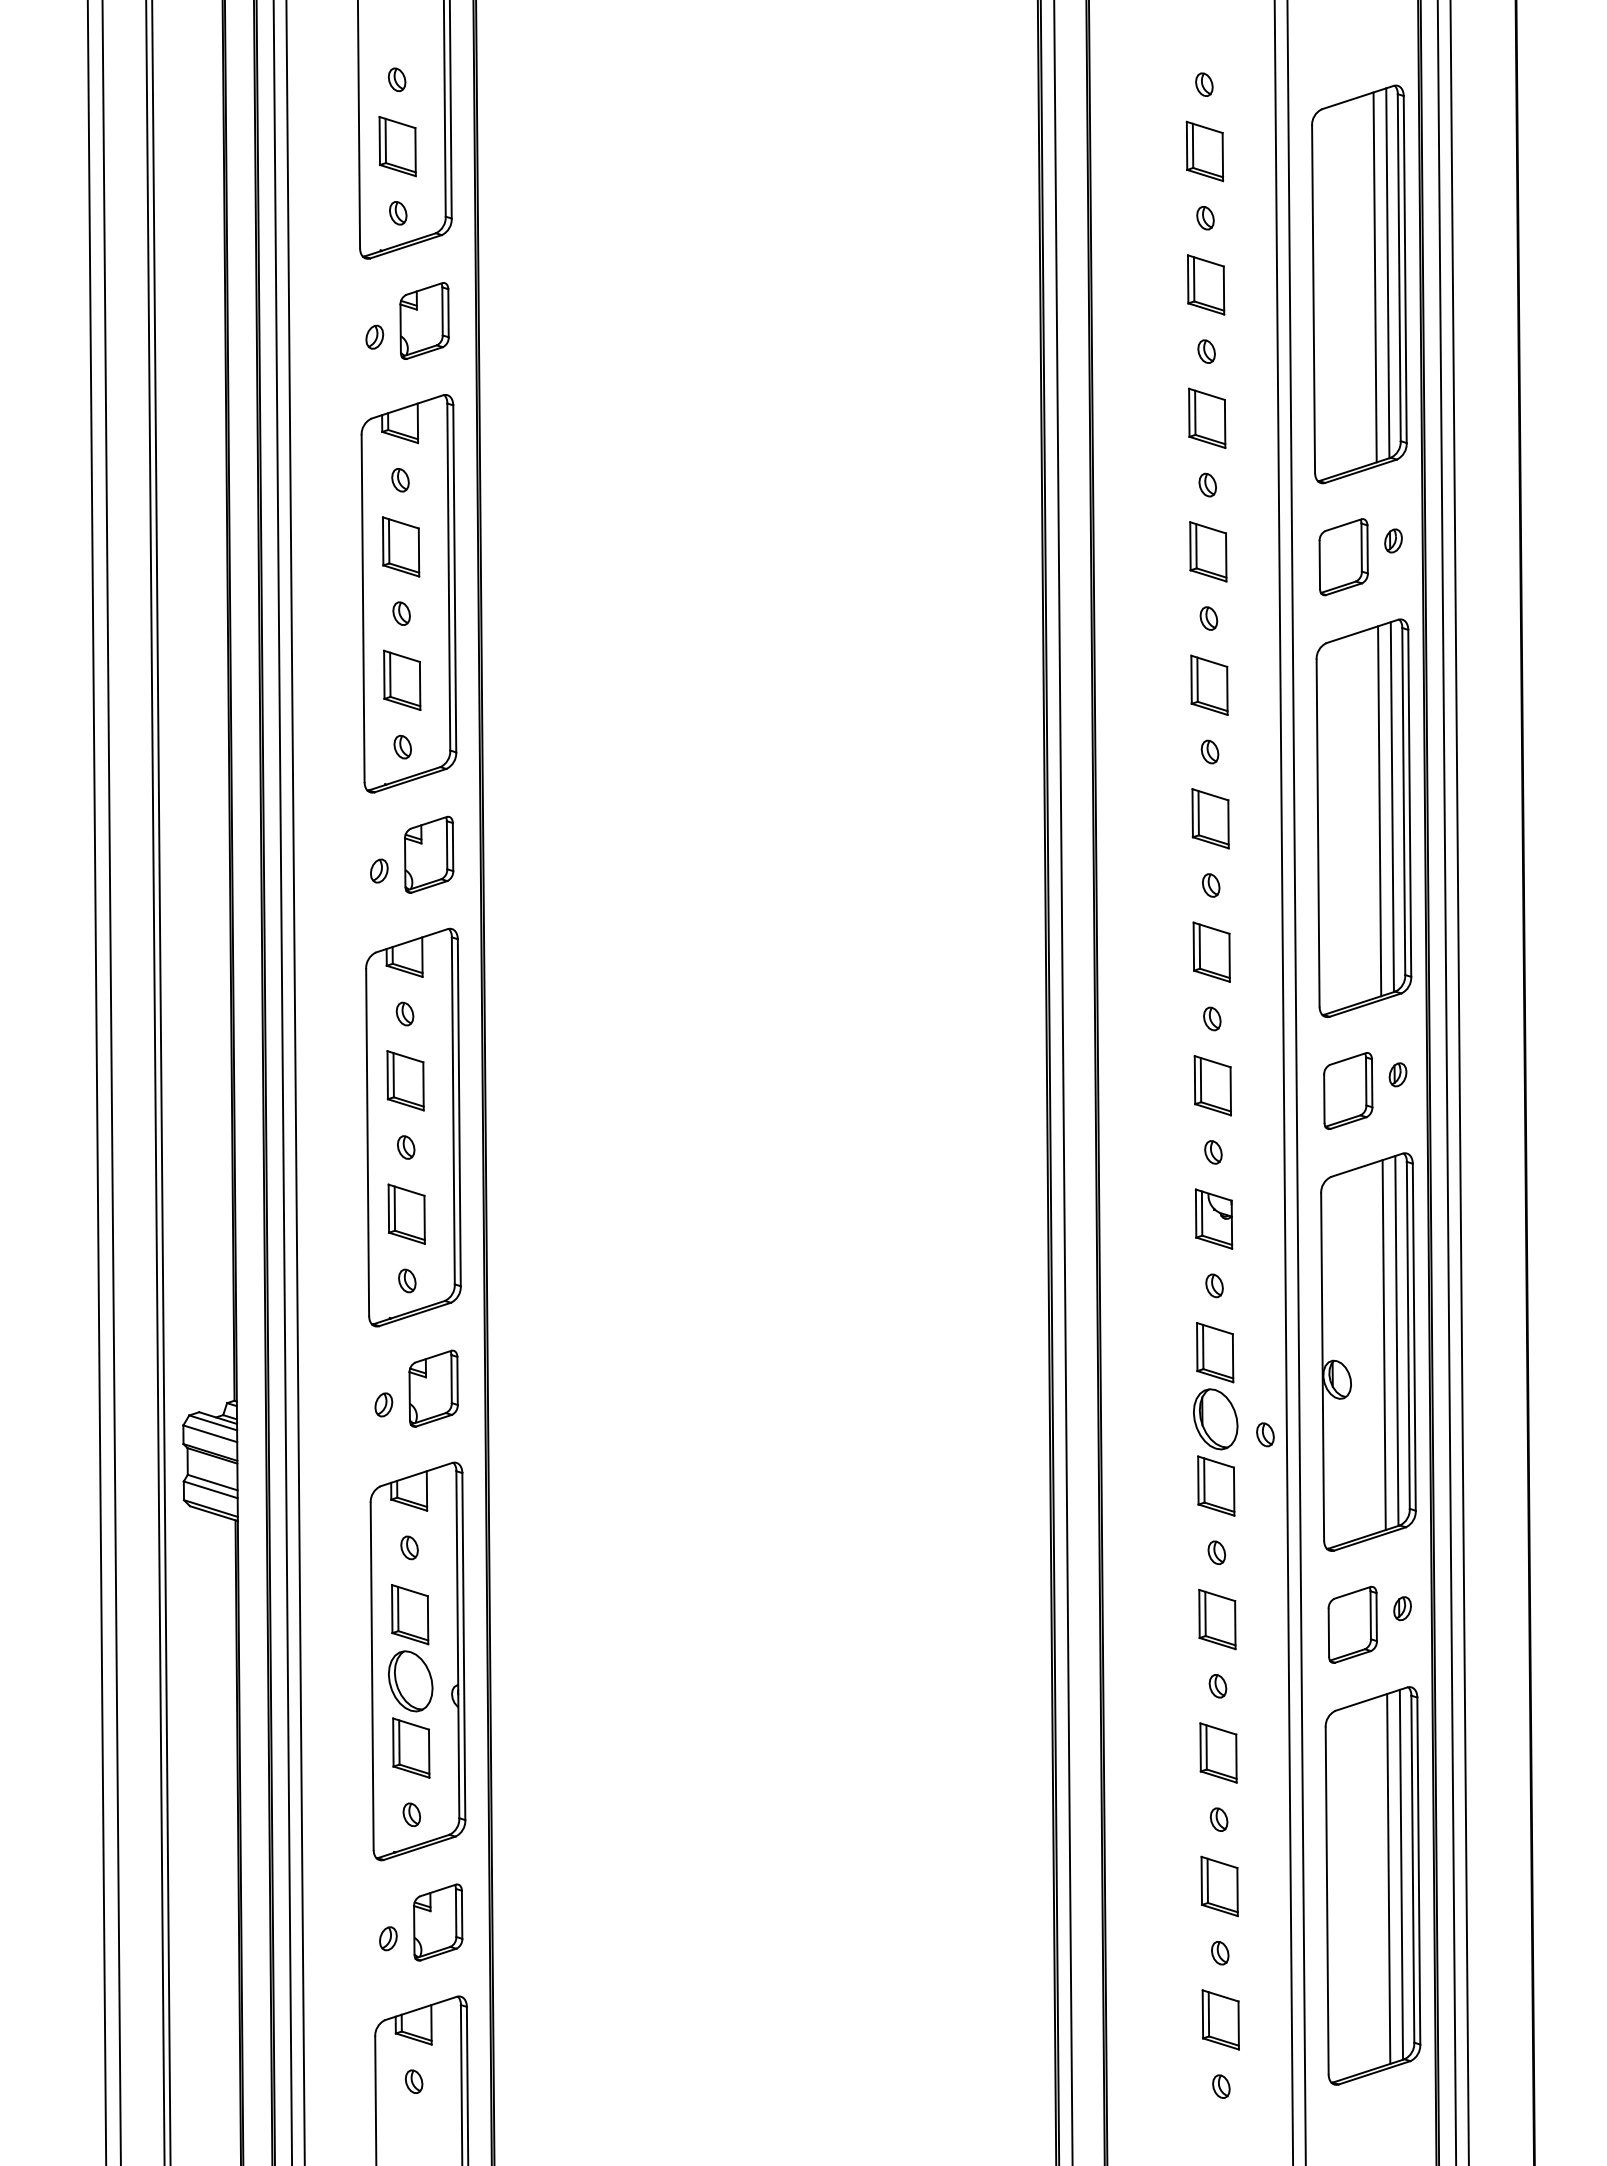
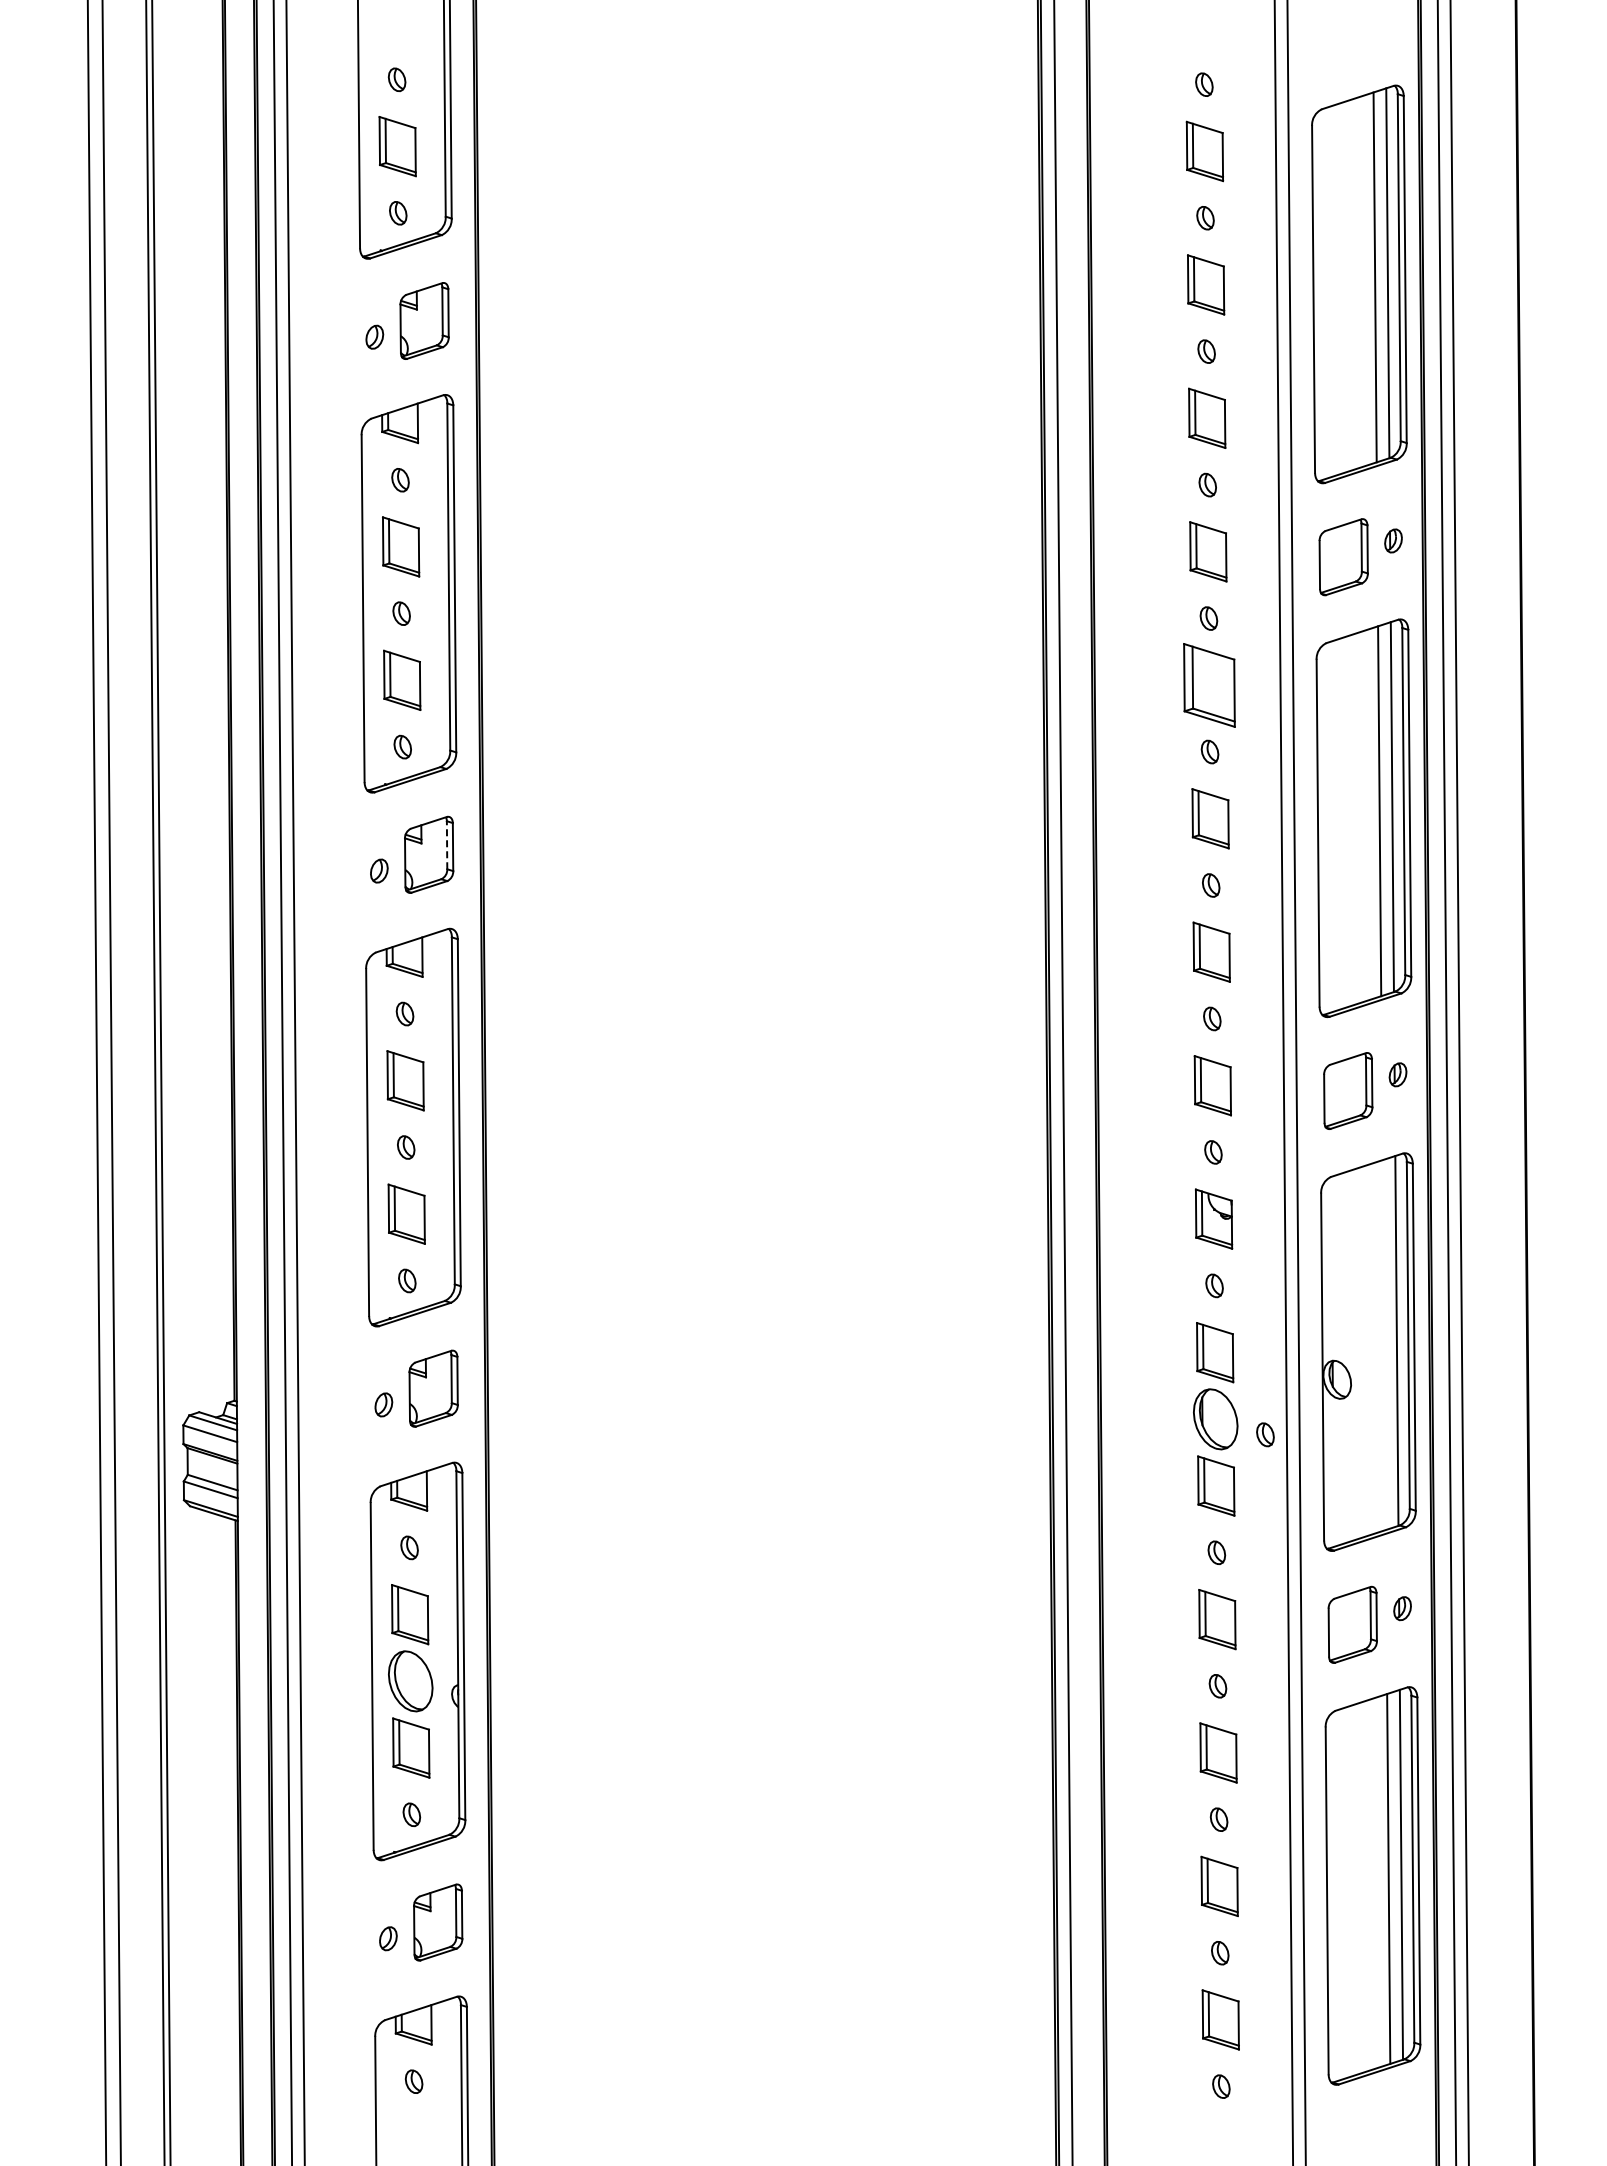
part size: 39x62 px -> 53x85 px (1209, 685)
line: solid -> dashed (447, 844)
line: present -> none (1383, 1345)
